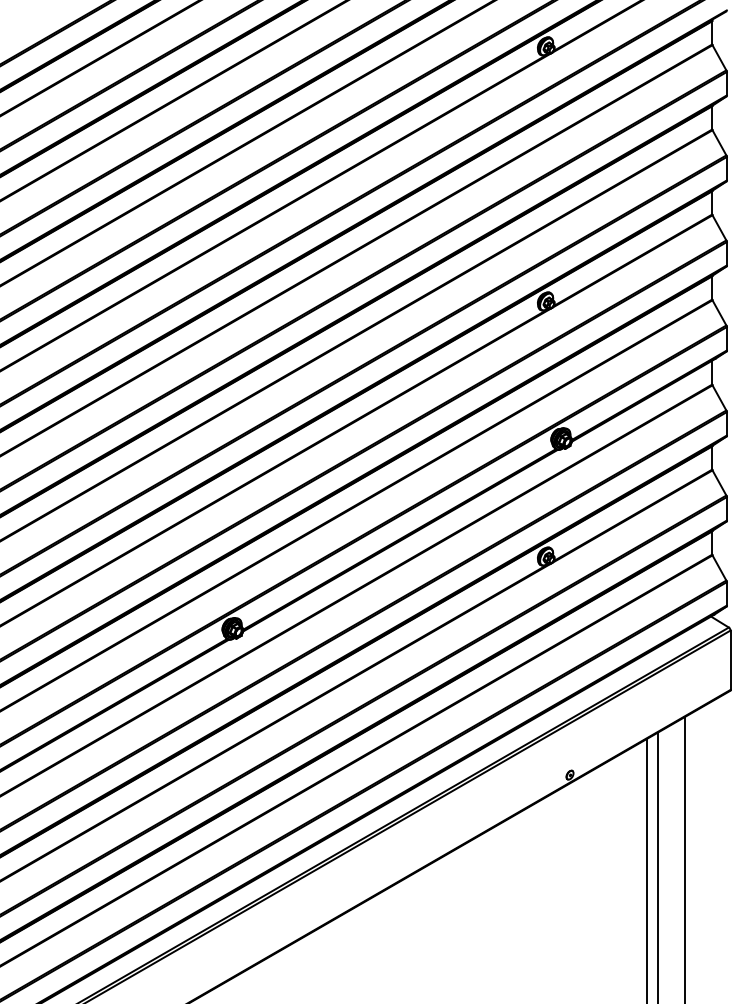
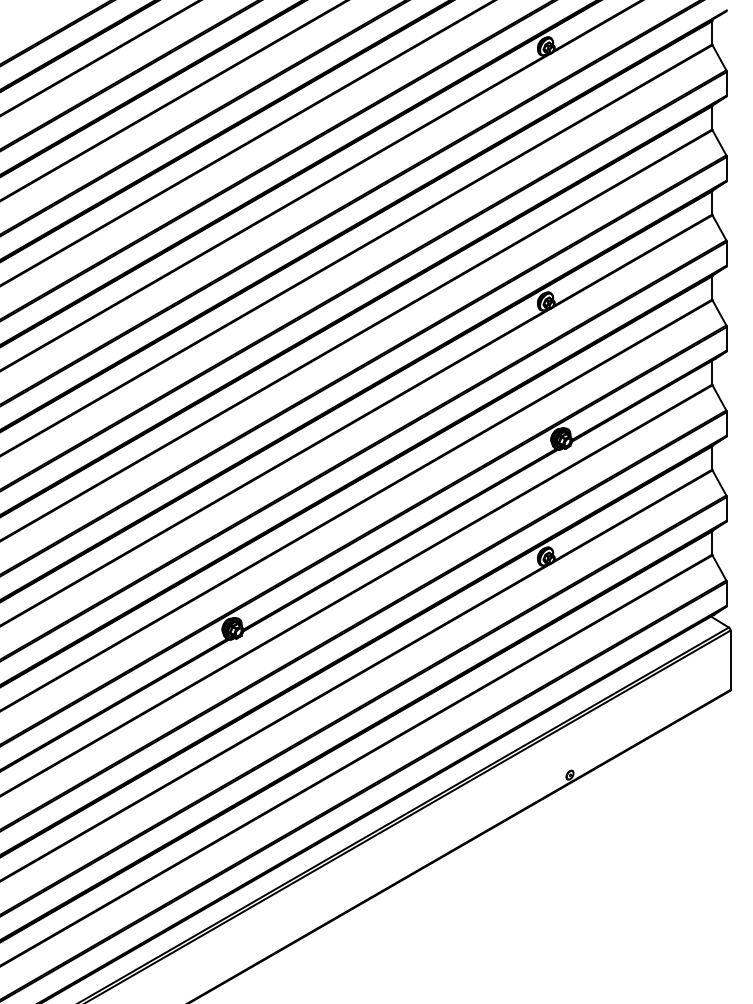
line: present -> none (684, 858)
line: present -> none (657, 866)
line: present -> none (647, 869)
